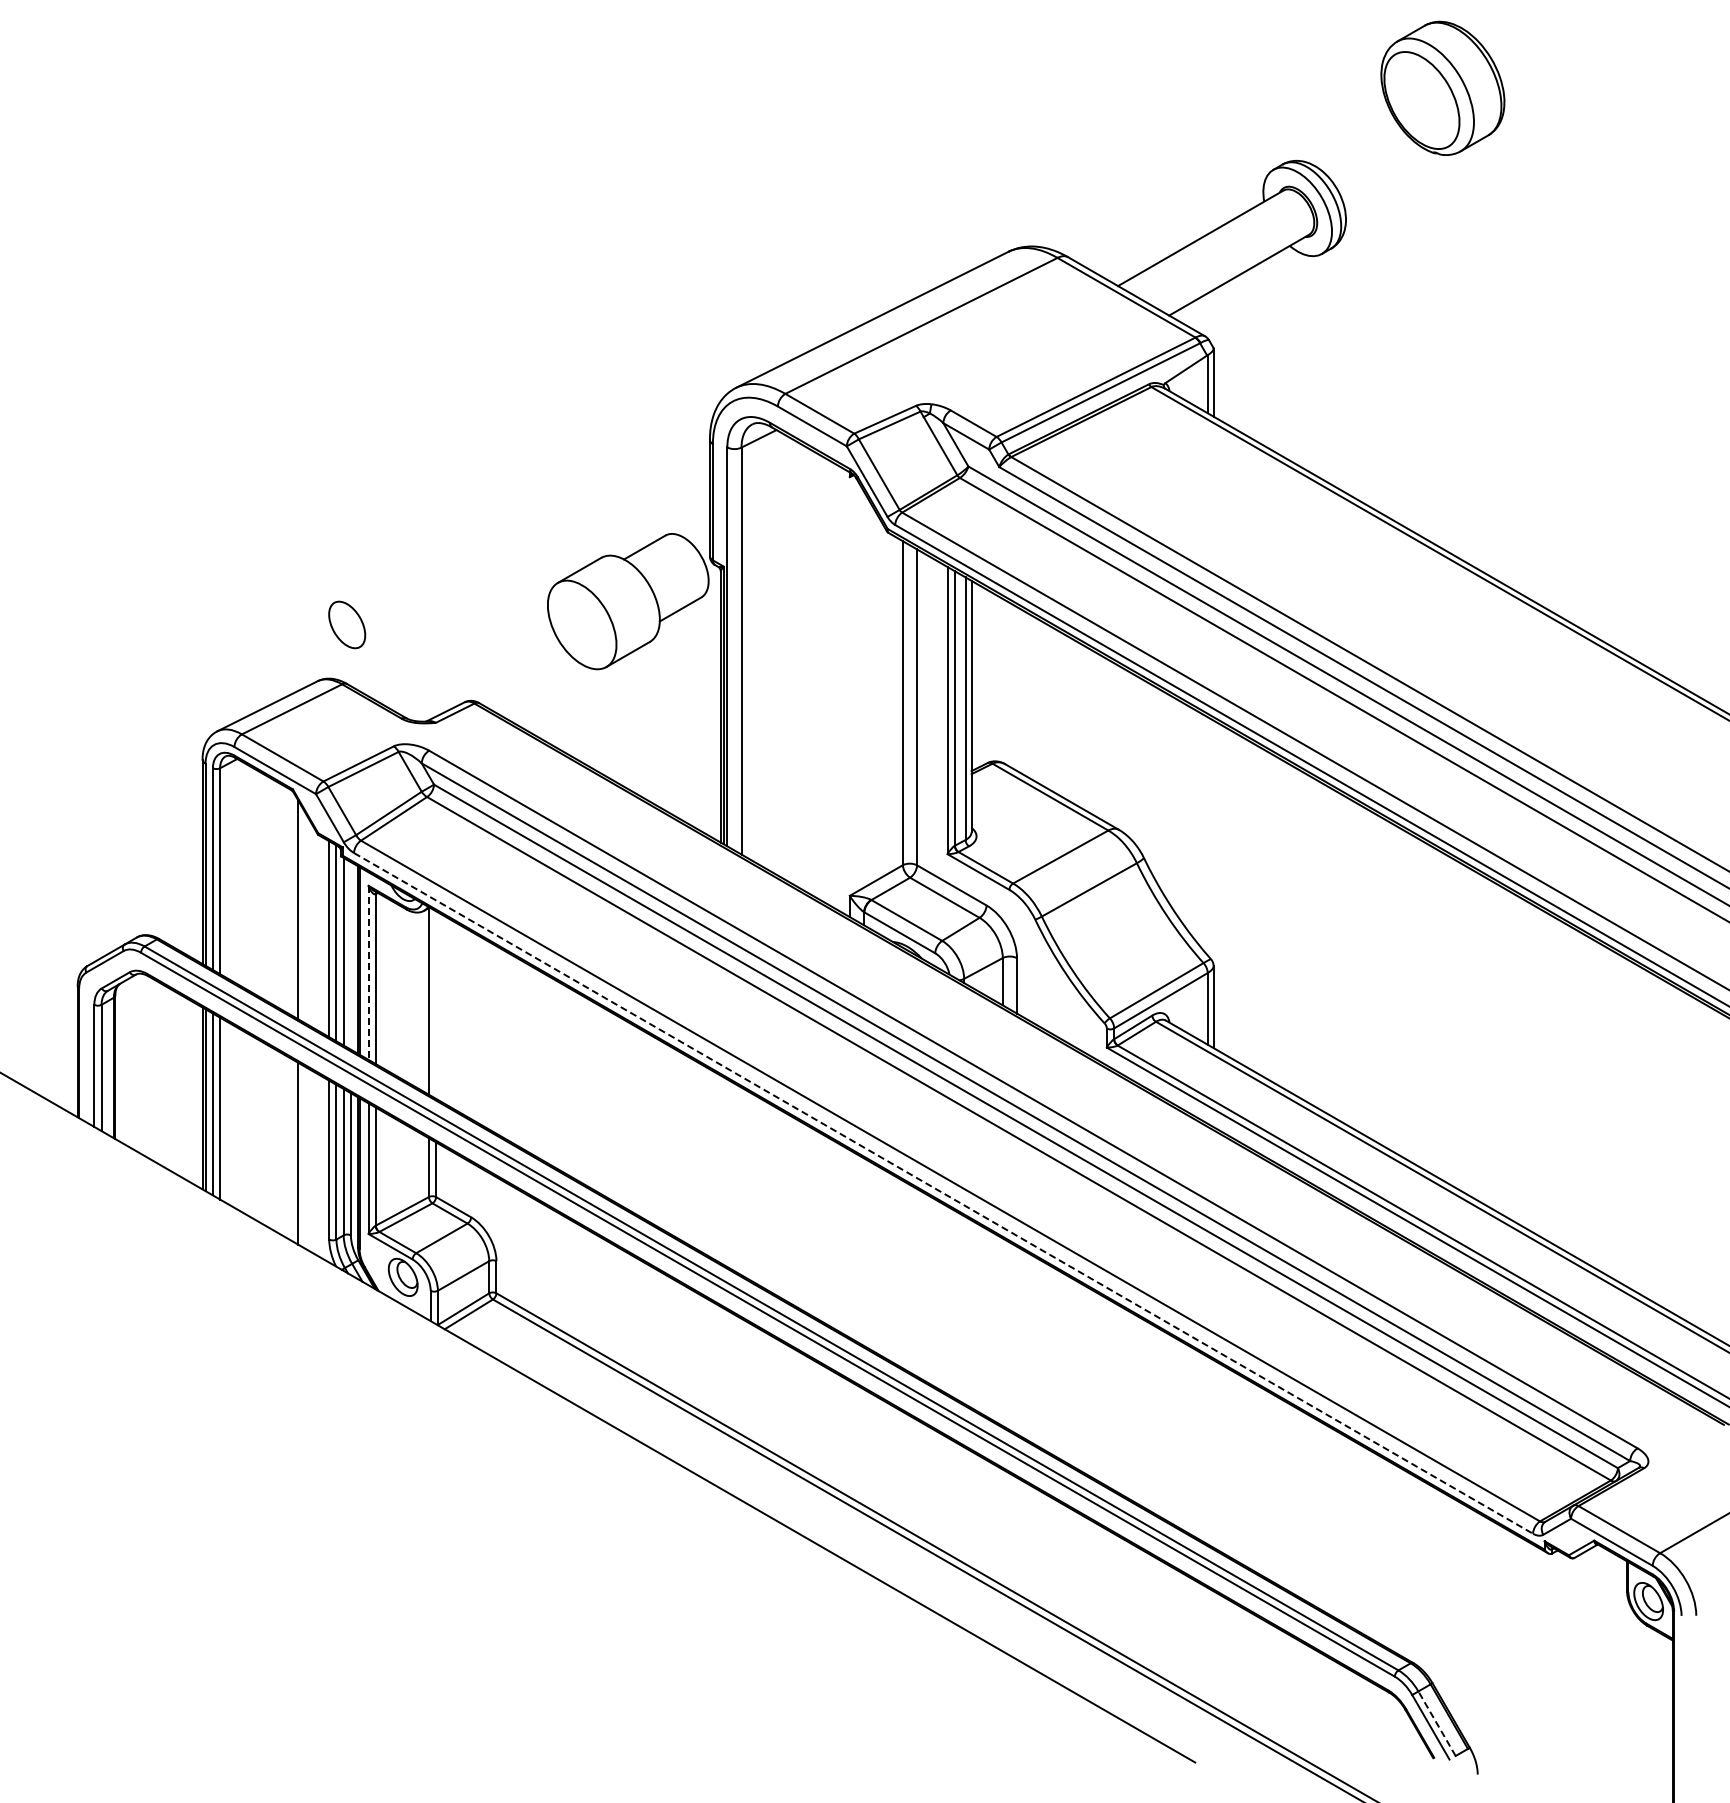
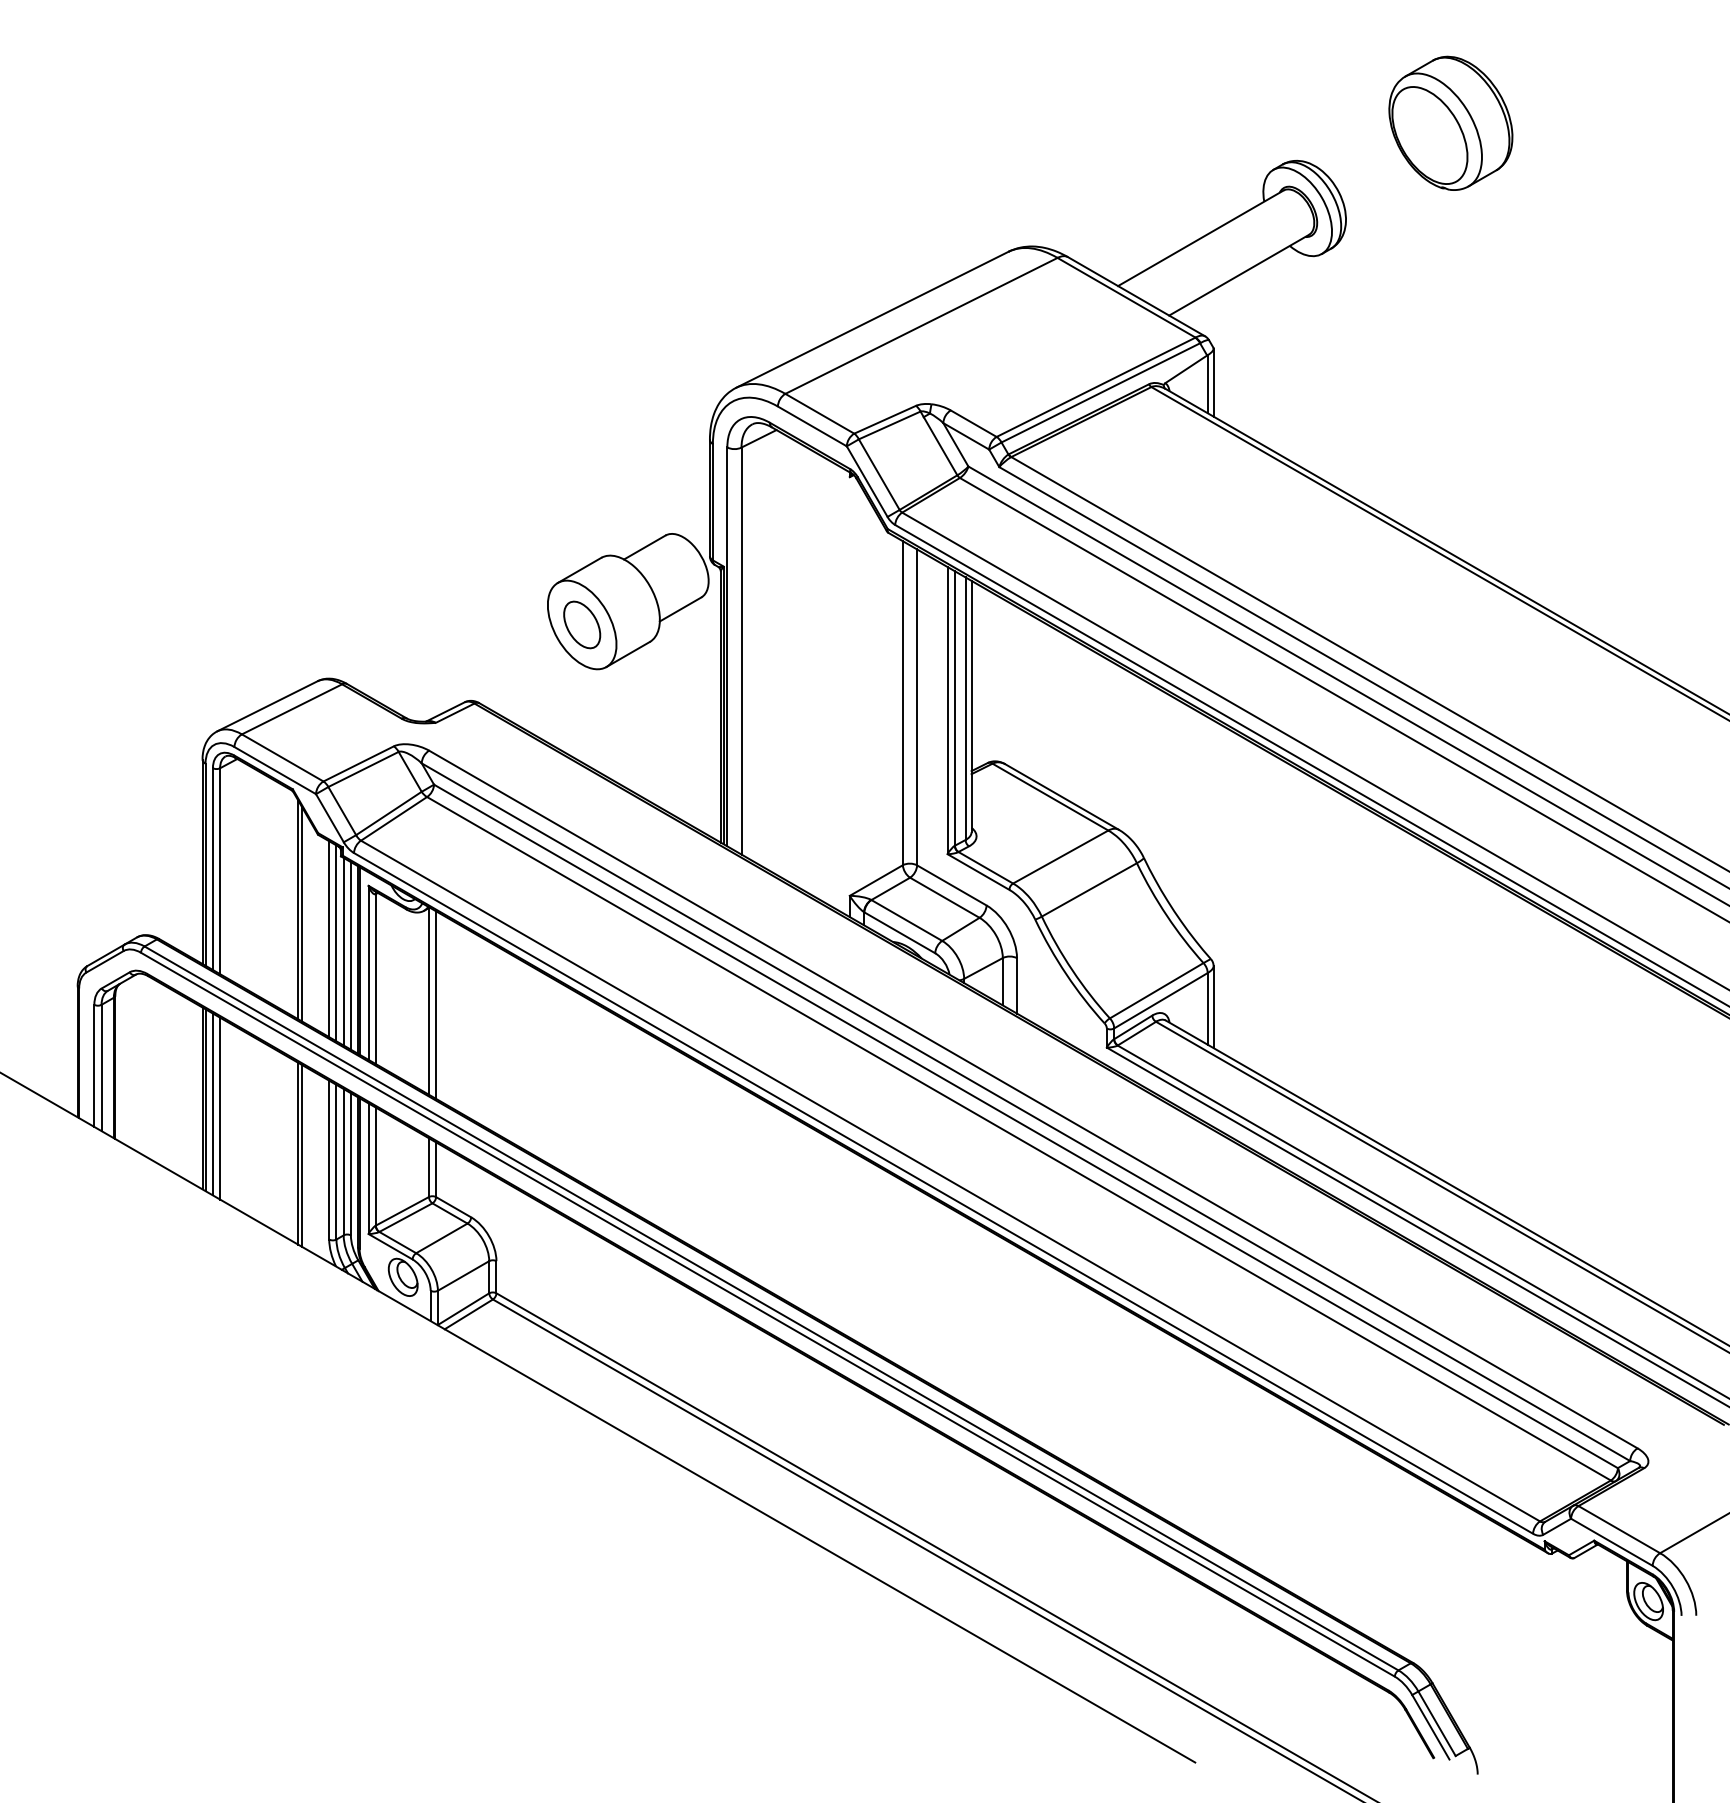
part position: (1442, 87) -> (1450, 122) (1450, 122)
part position: (347, 624) -> (582, 624) (582, 624)
line: none -> present (302, 914)
line: none -> present (350, 955)
line: dashed -> solid (368, 973)
line: none -> present (436, 1004)
line: none -> present (302, 1156)
line: dashed -> solid (943, 1193)
line: dashed -> solid (1436, 1723)
